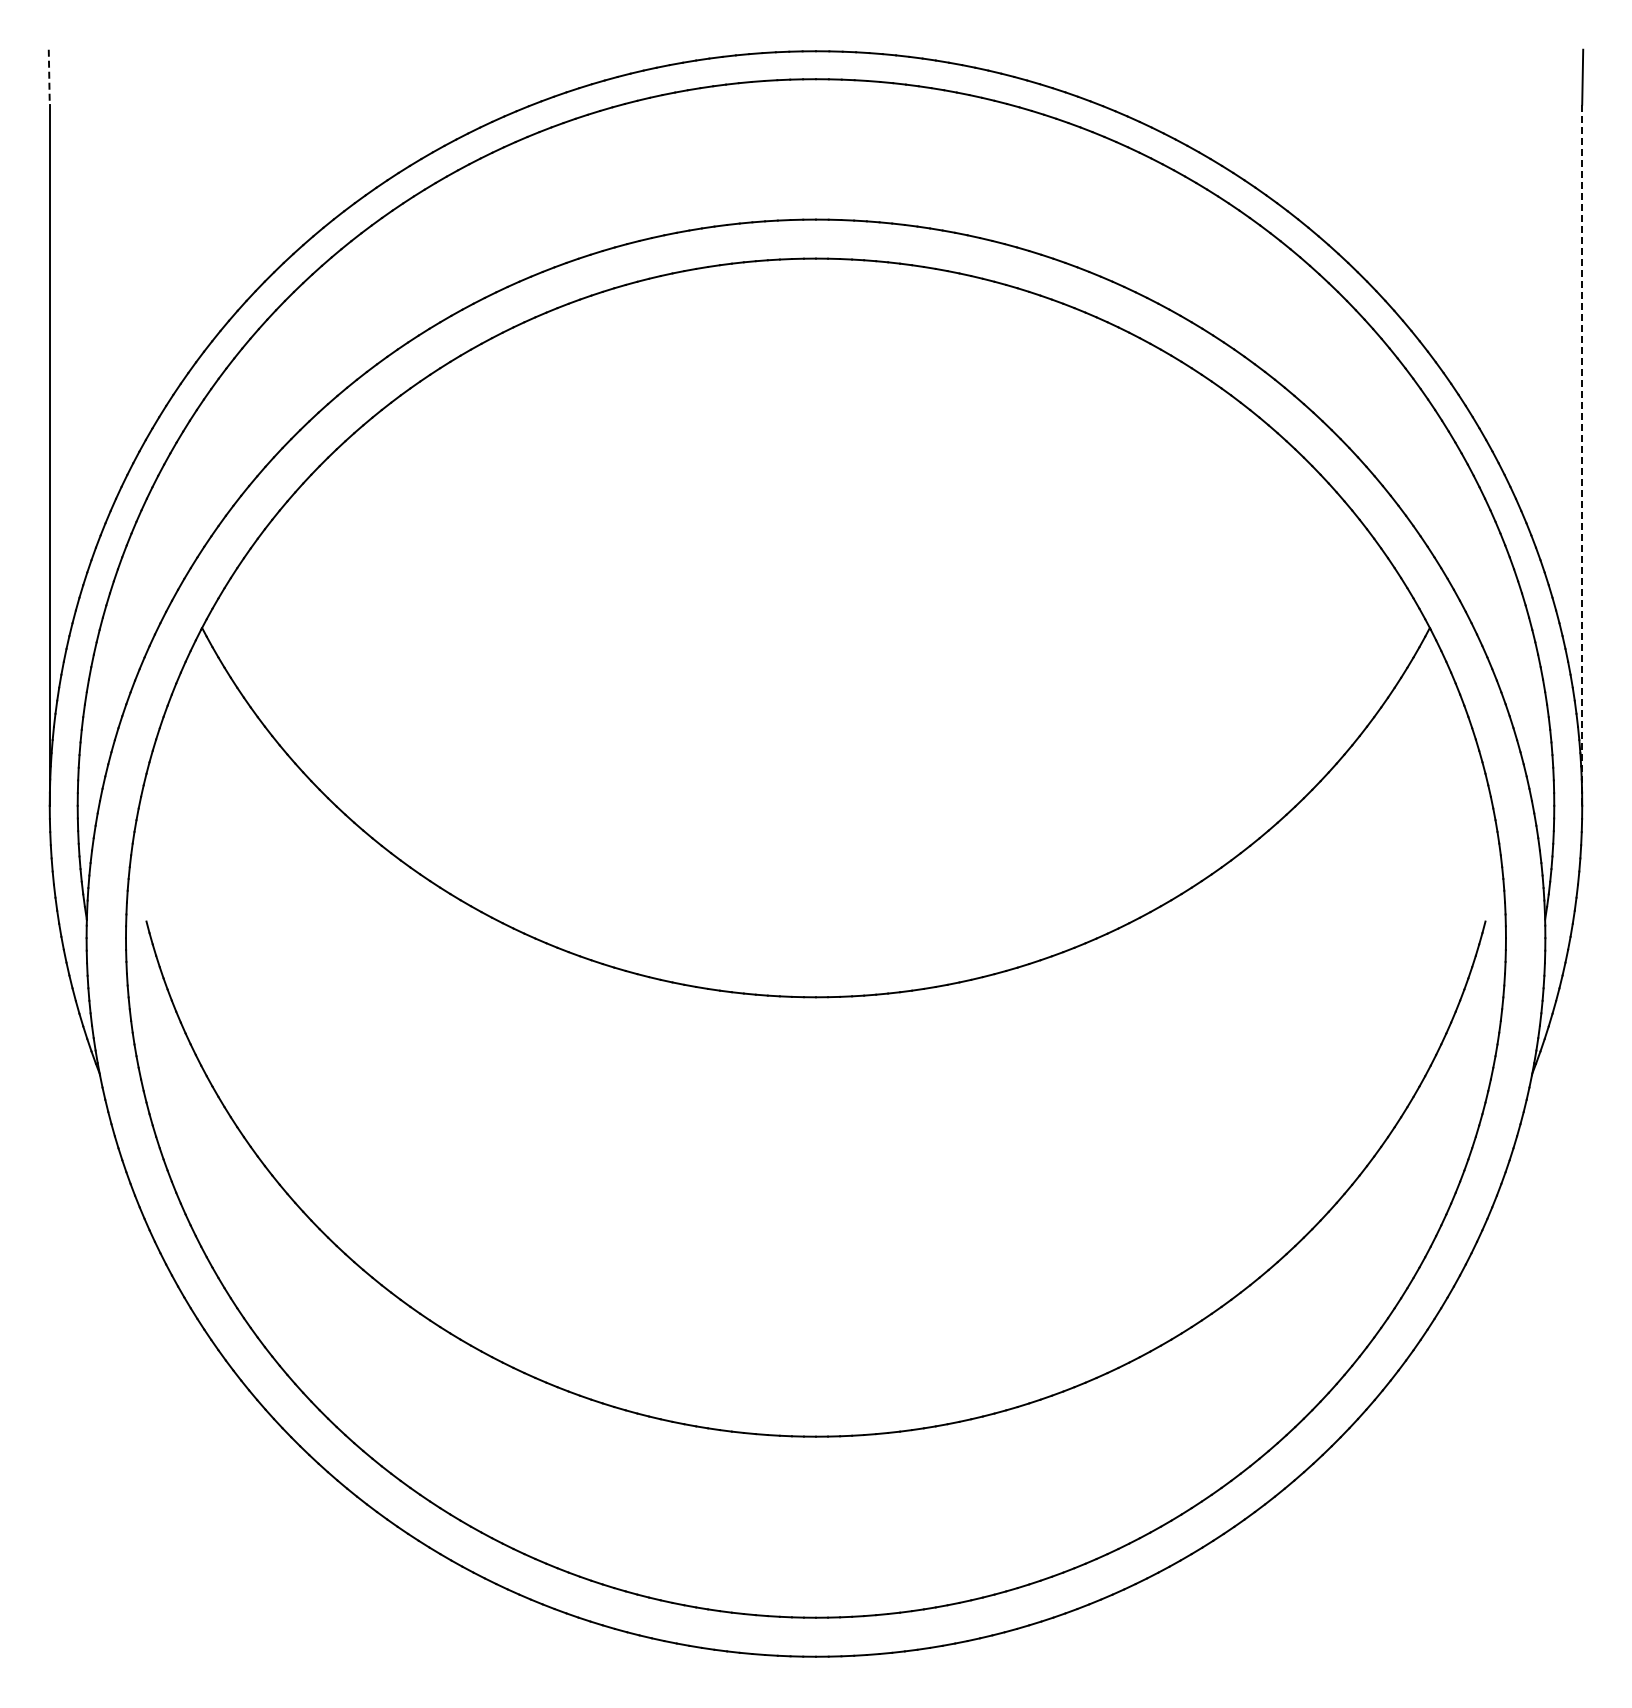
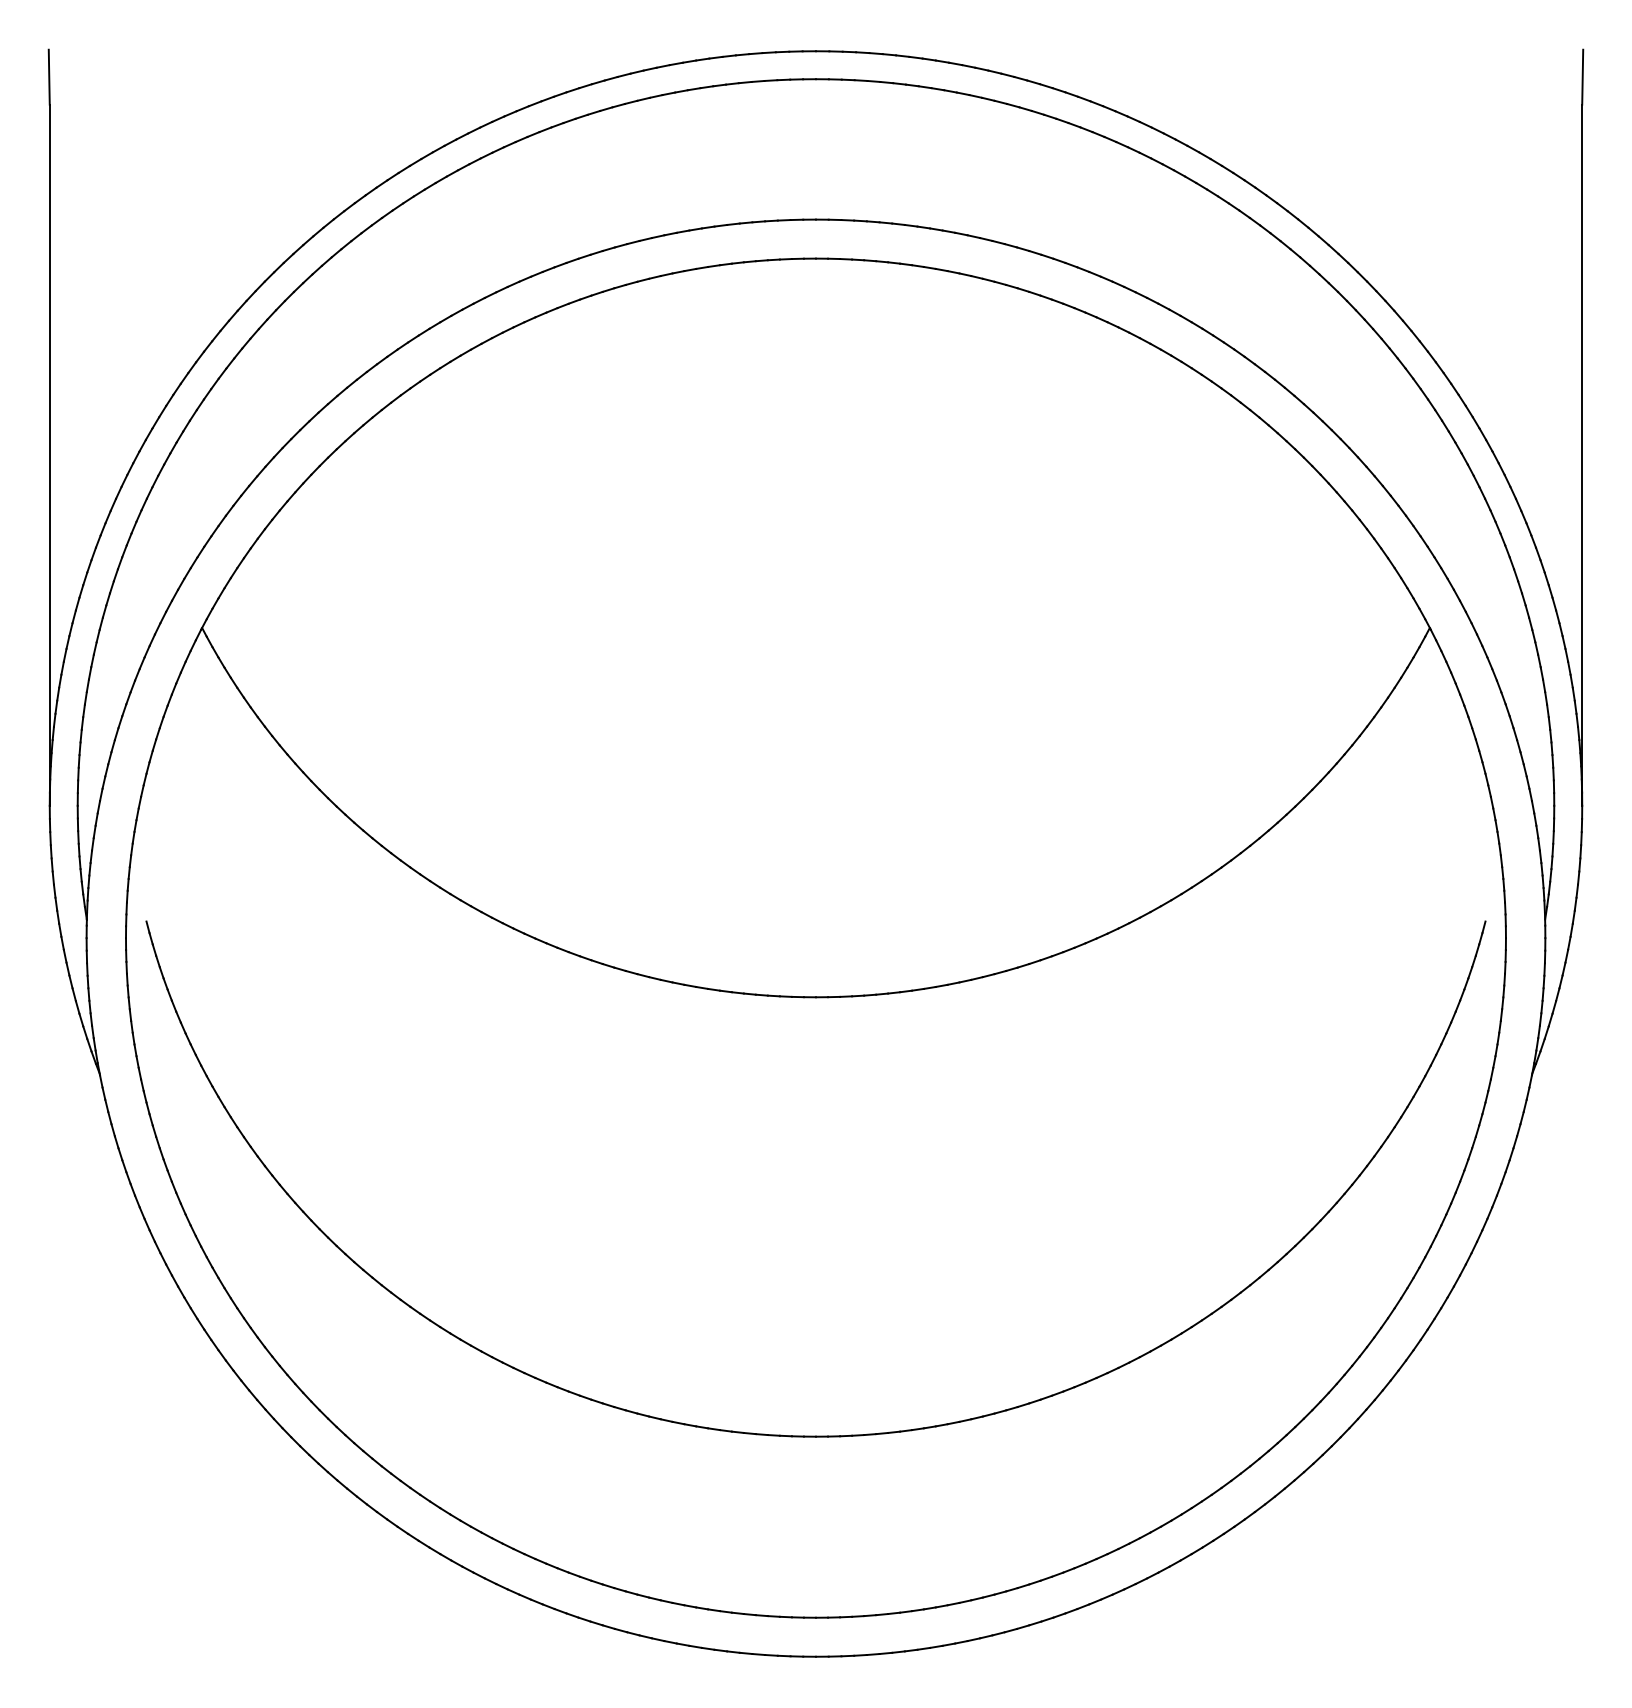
line: dashed -> solid (49, 77)
line: dashed -> solid (1582, 455)
